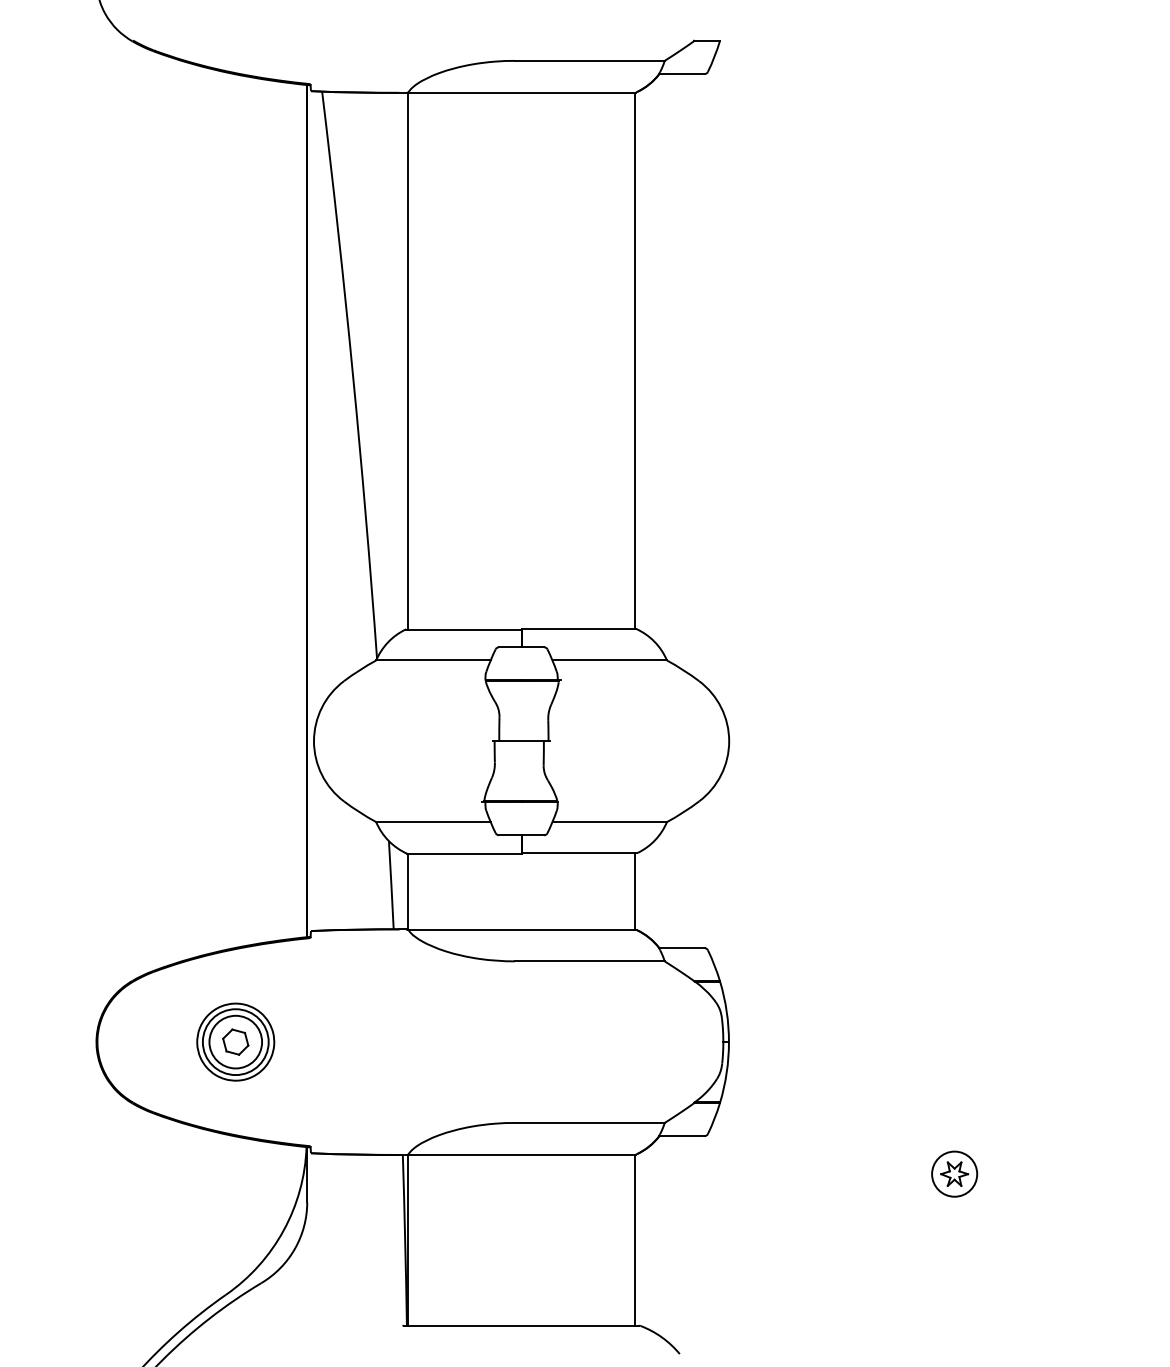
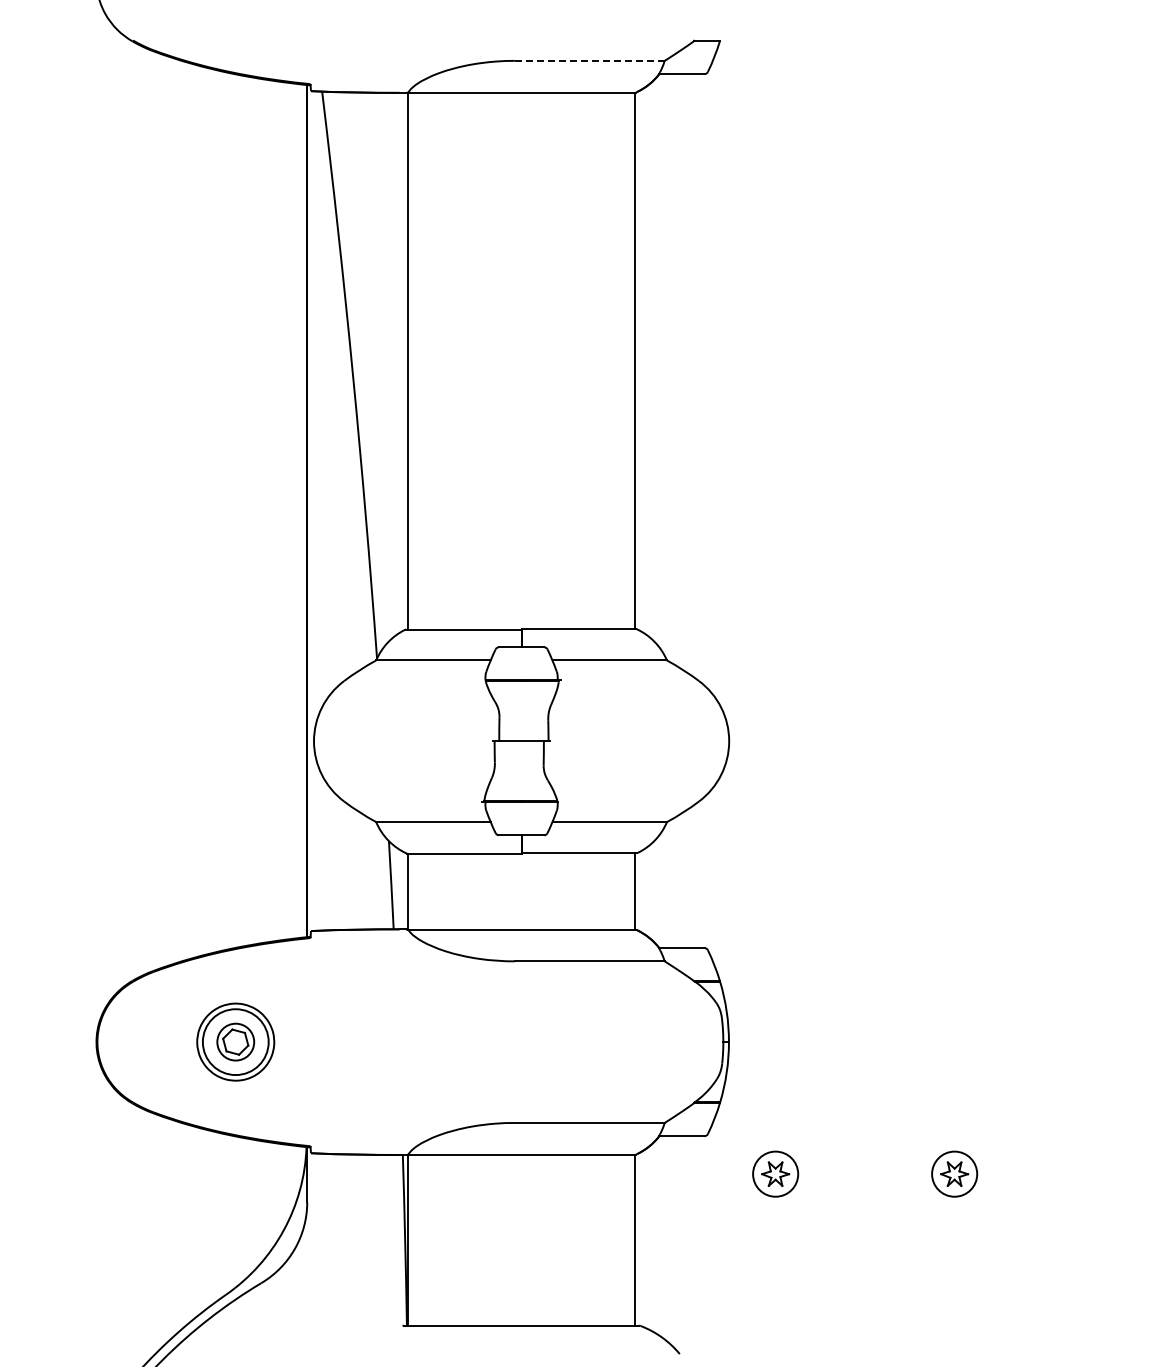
line: solid -> dashed (589, 60)
circle diameter: 53 px -> 37 px (235, 1041)
part: none -> present (775, 1173)
